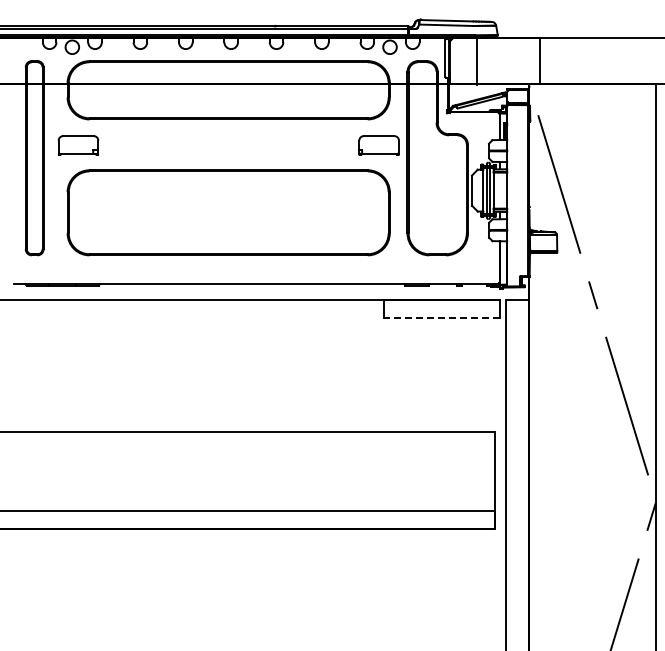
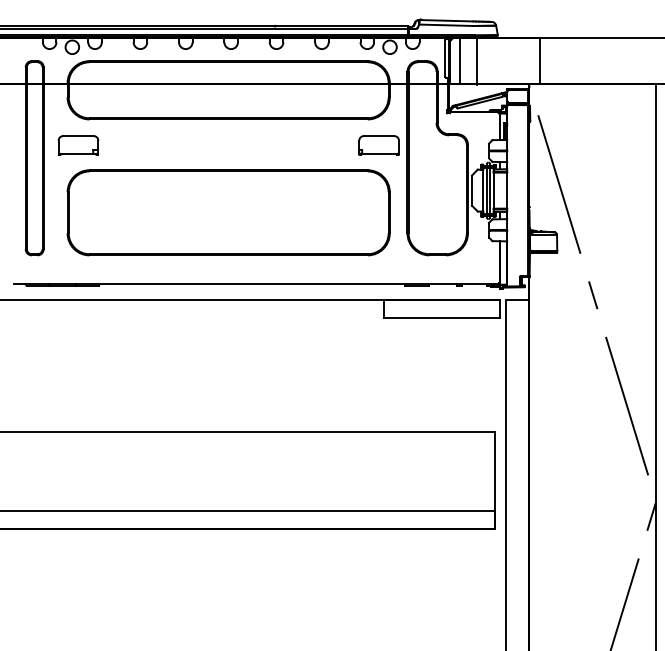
line: none -> present (460, 61)
line: dashed -> solid (441, 318)
